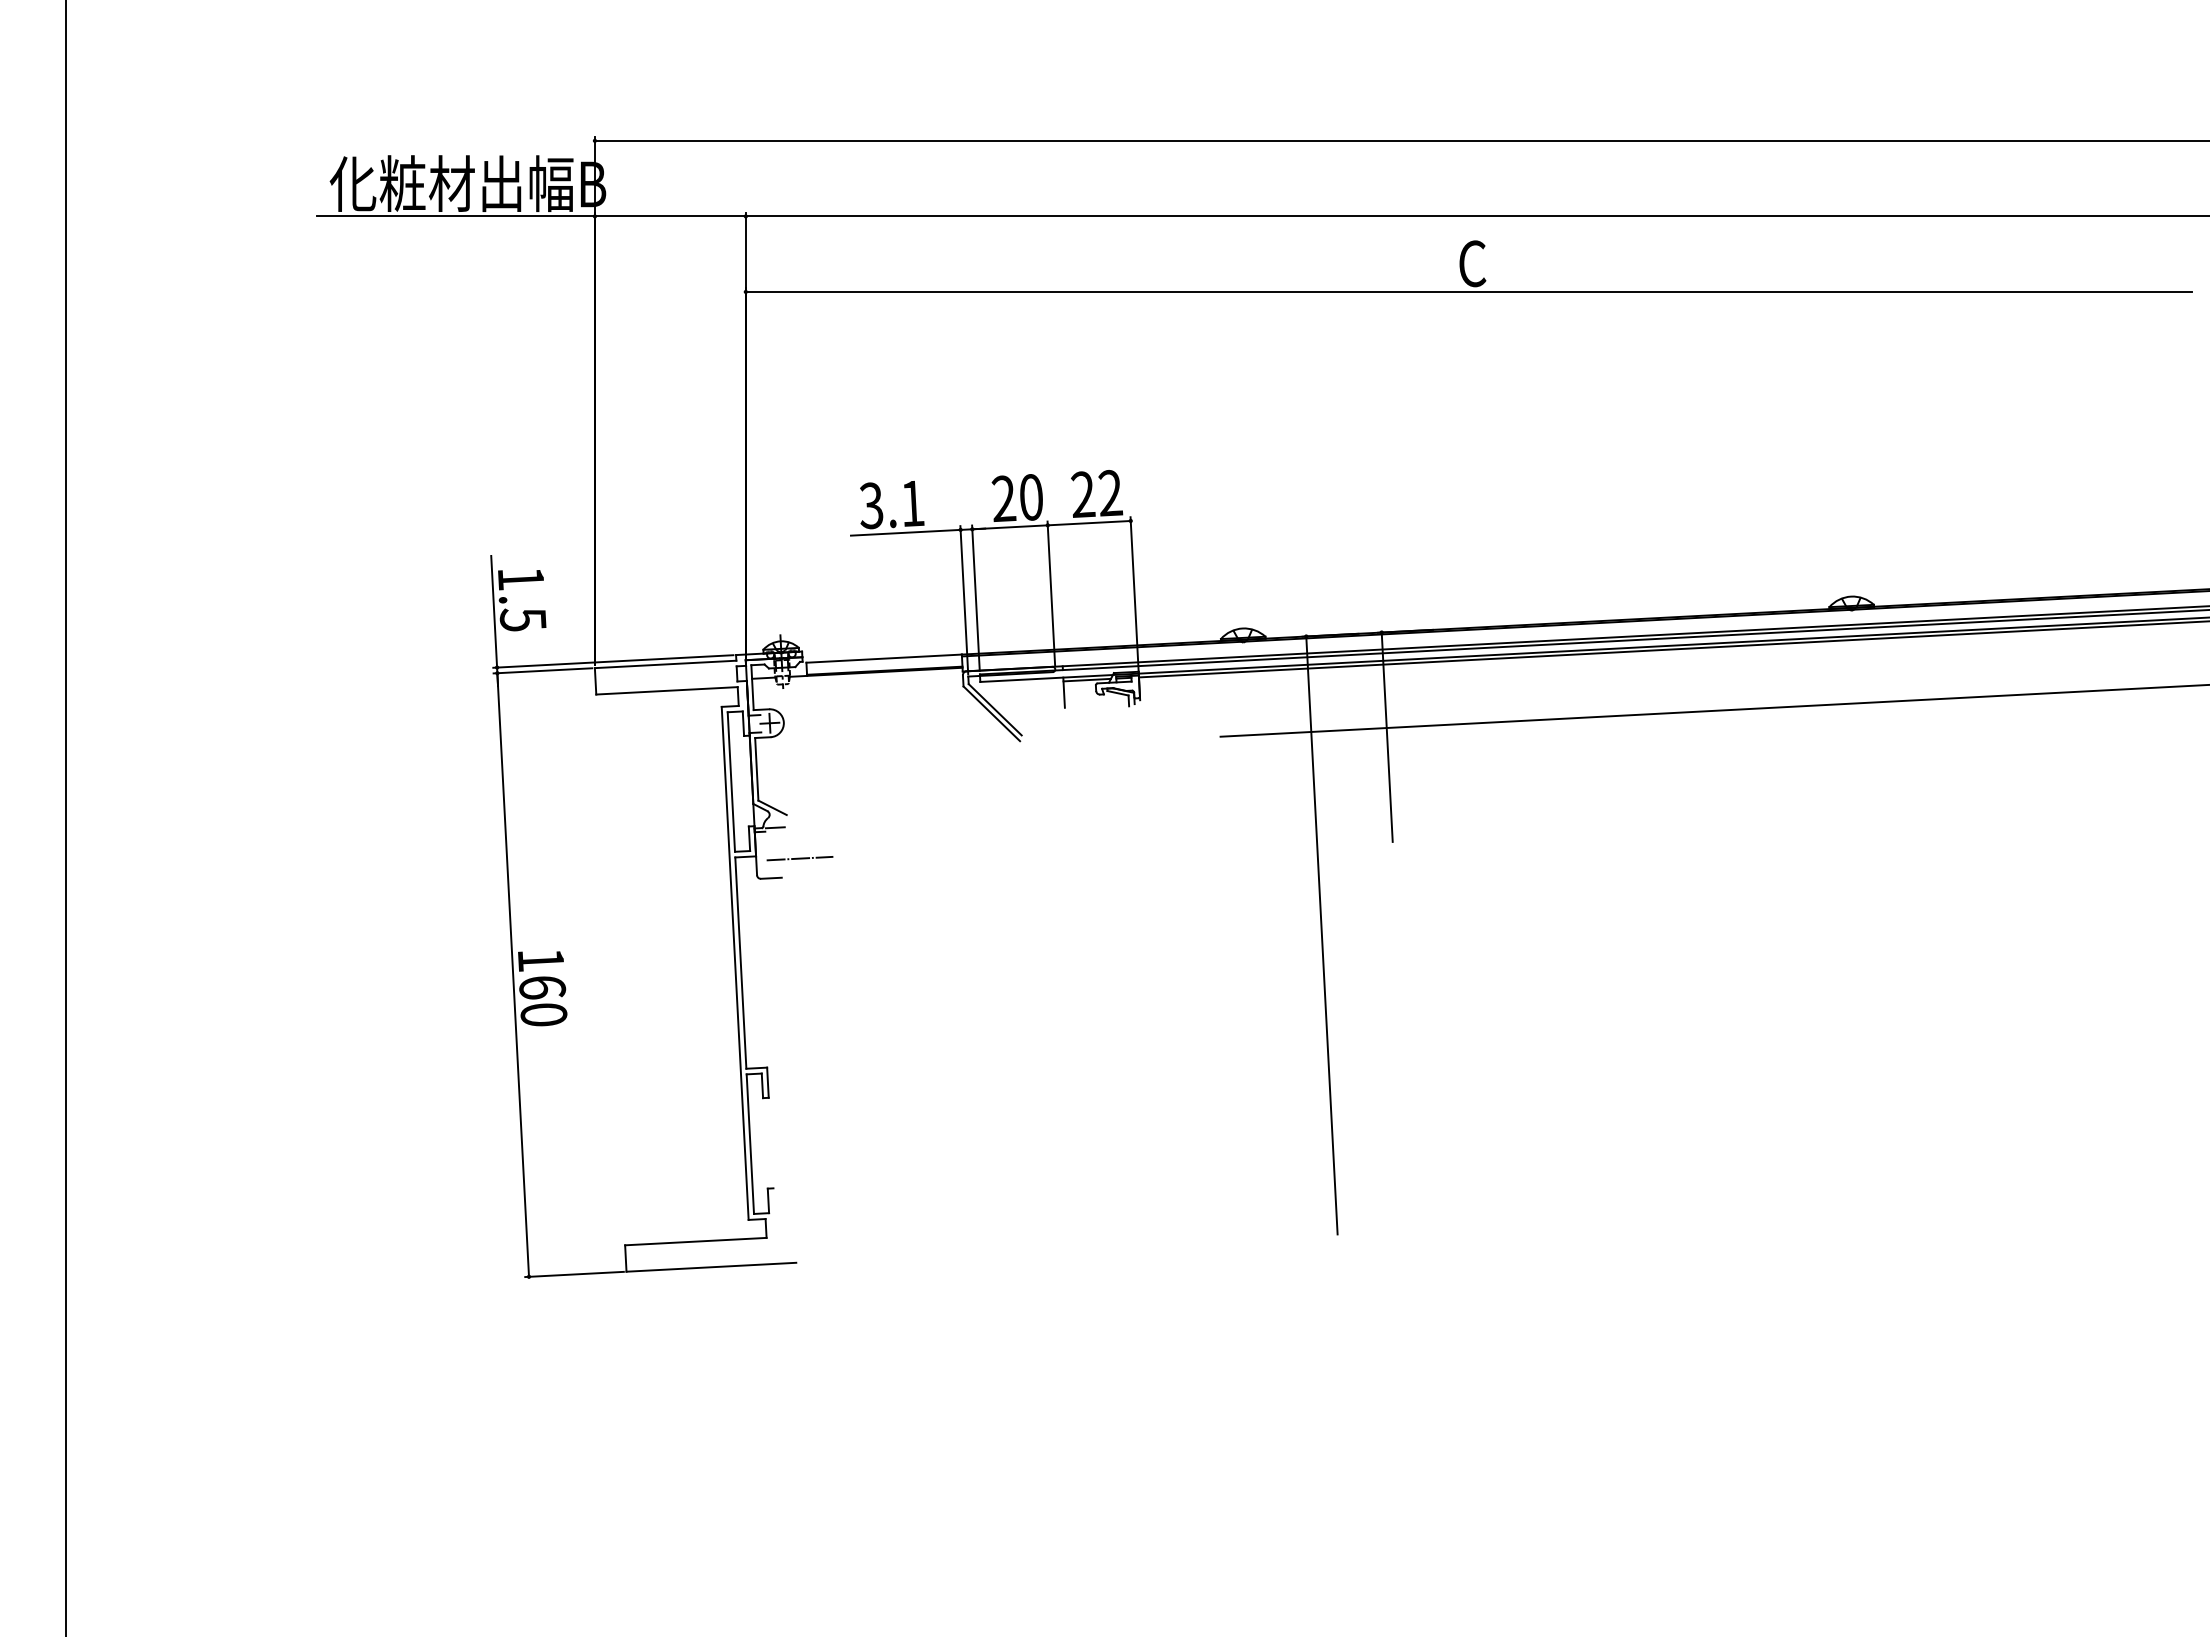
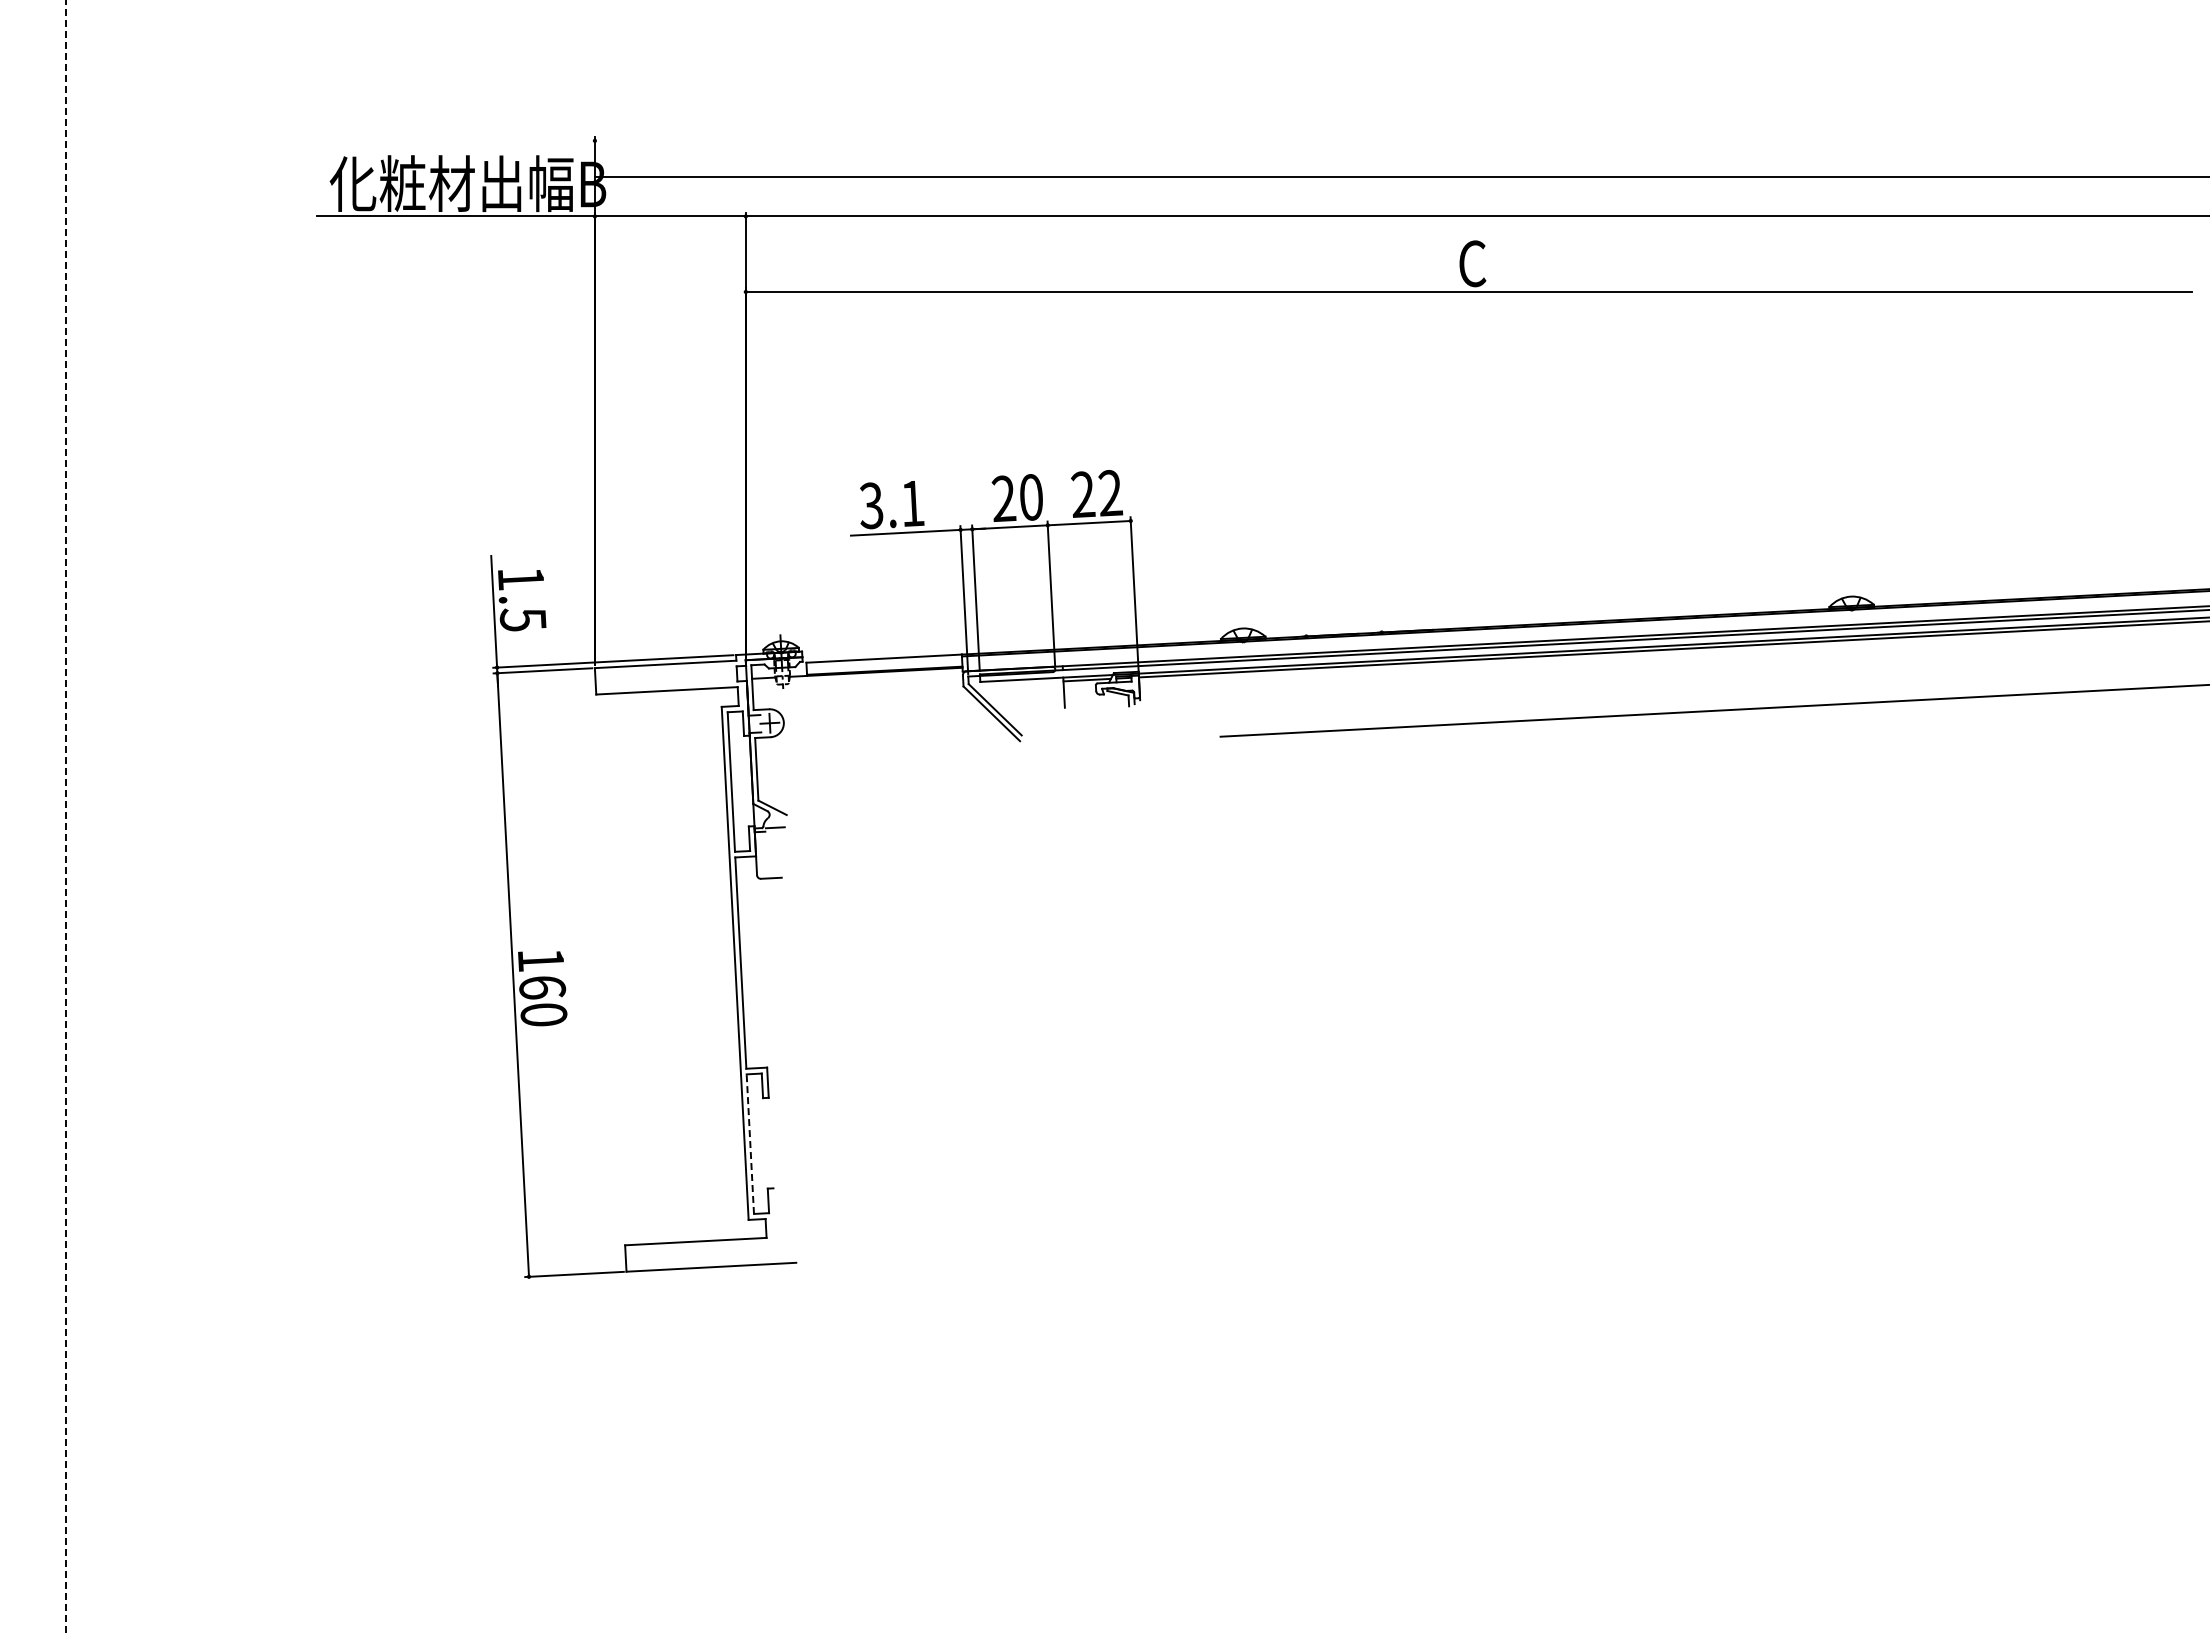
line position: (1400, 140) -> (1400, 176) (1400, 176)
line: present -> none (1386, 736)
line: solid -> dashed (66, 818)
line: present -> none (799, 858)
line: present -> none (1321, 935)
line: solid -> dashed (750, 1144)
